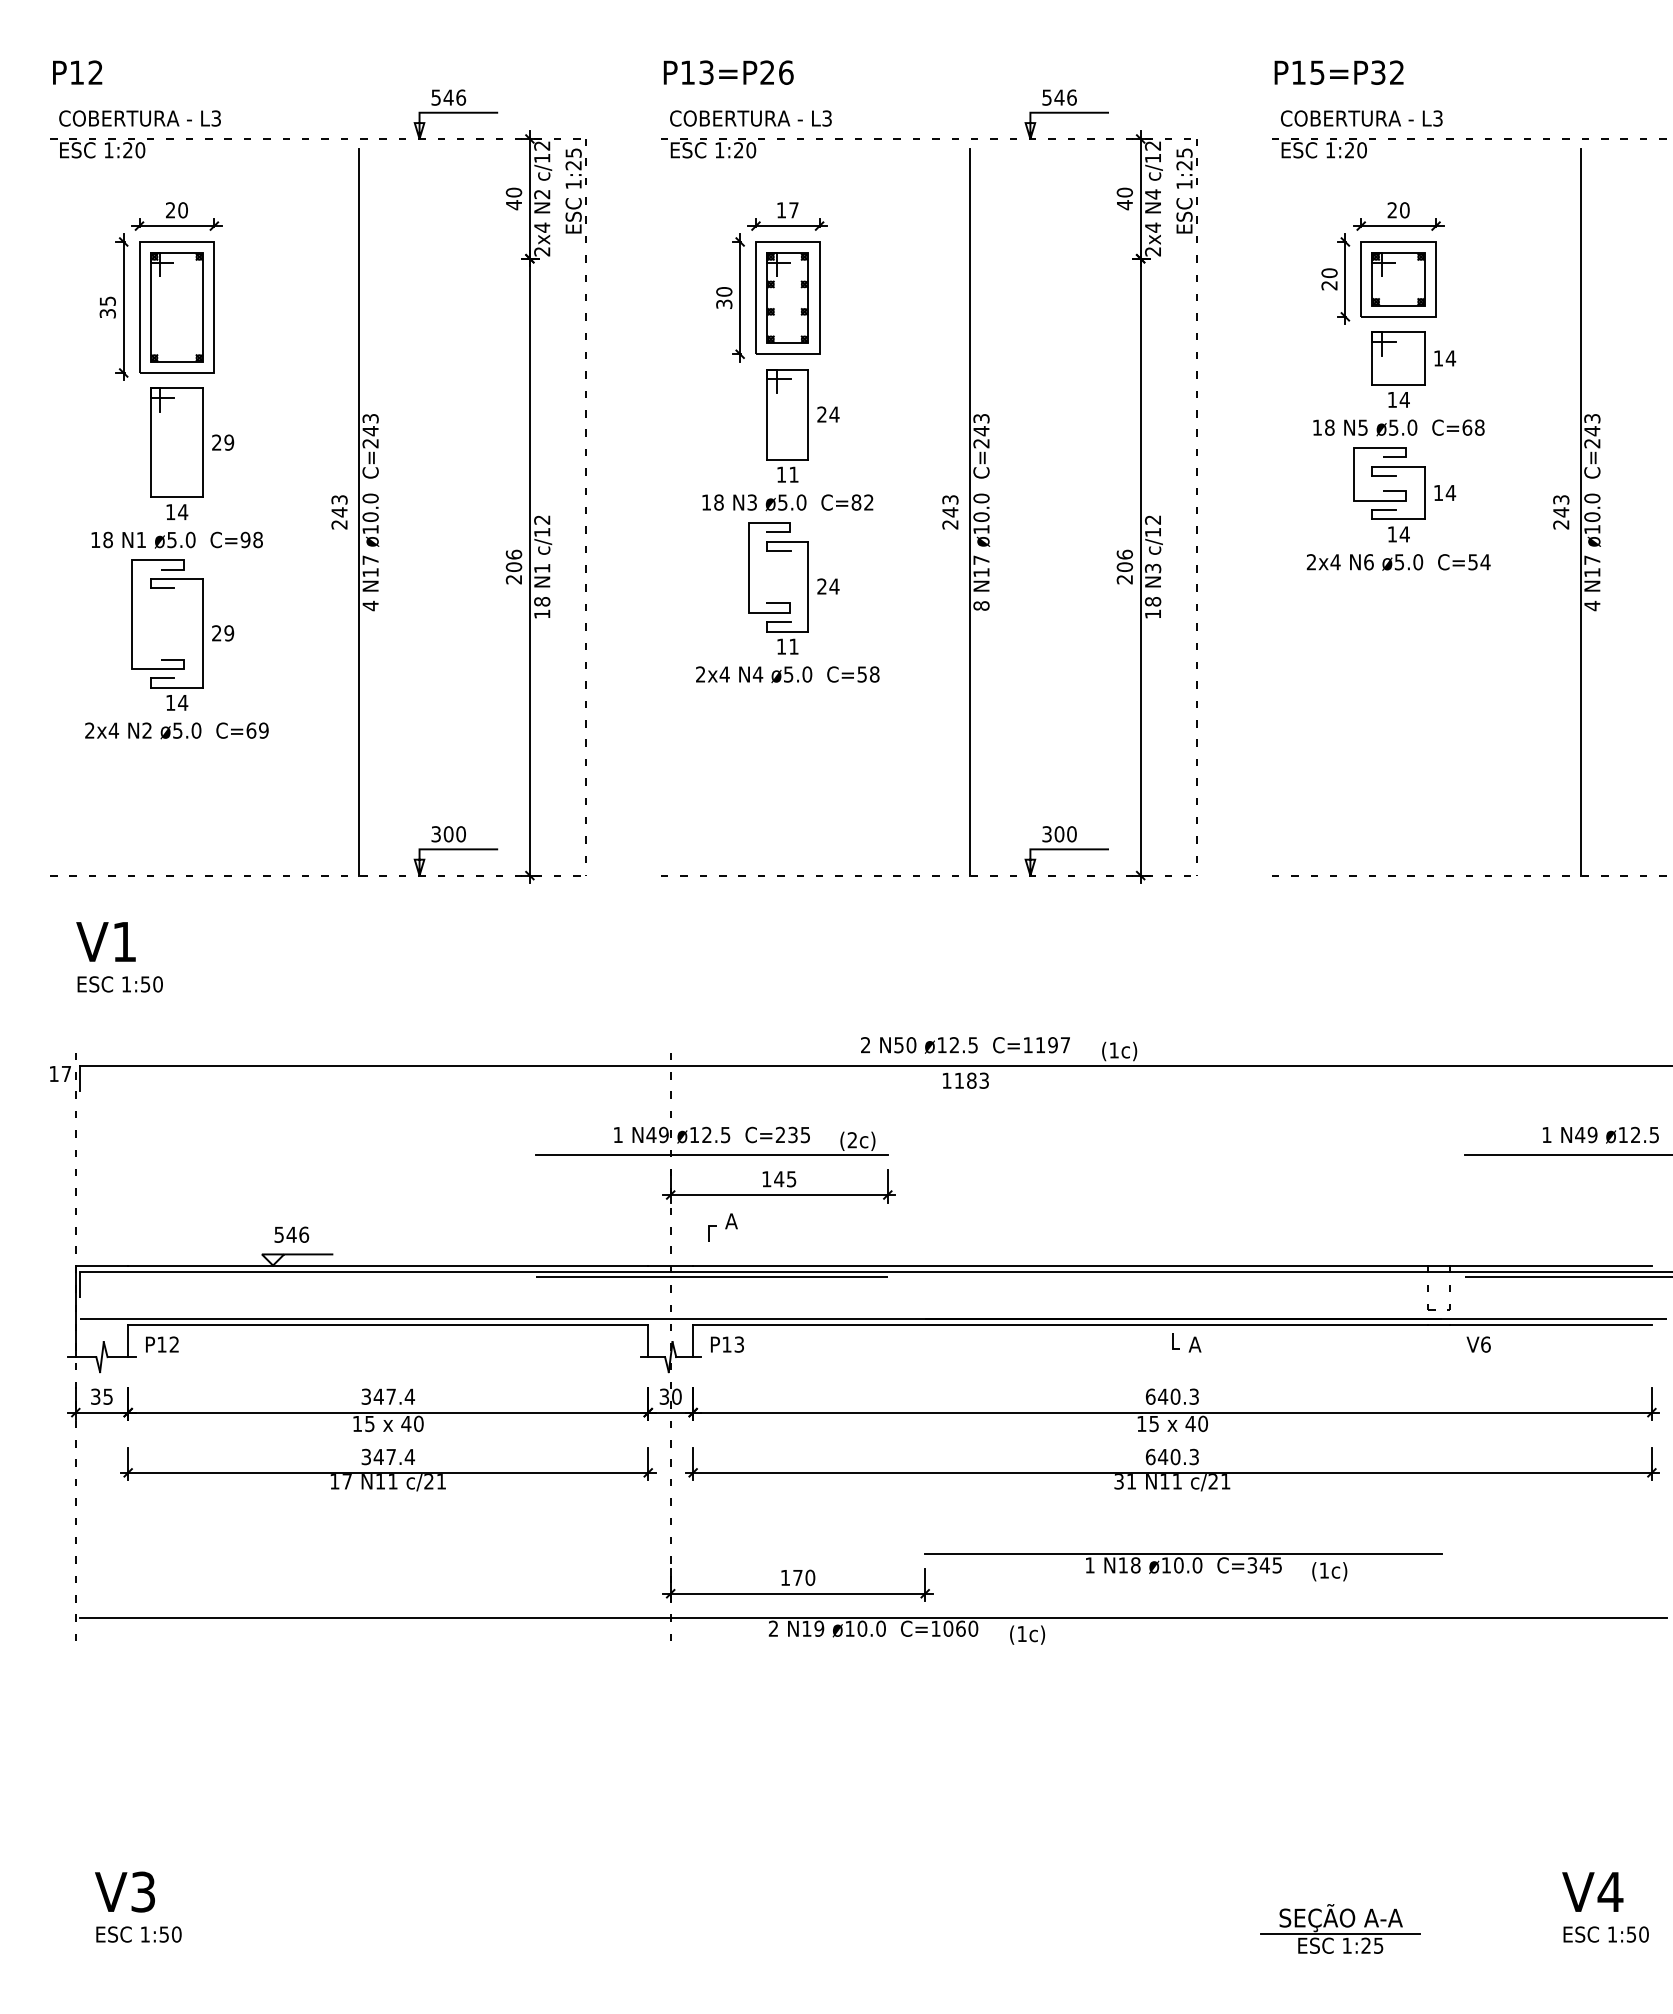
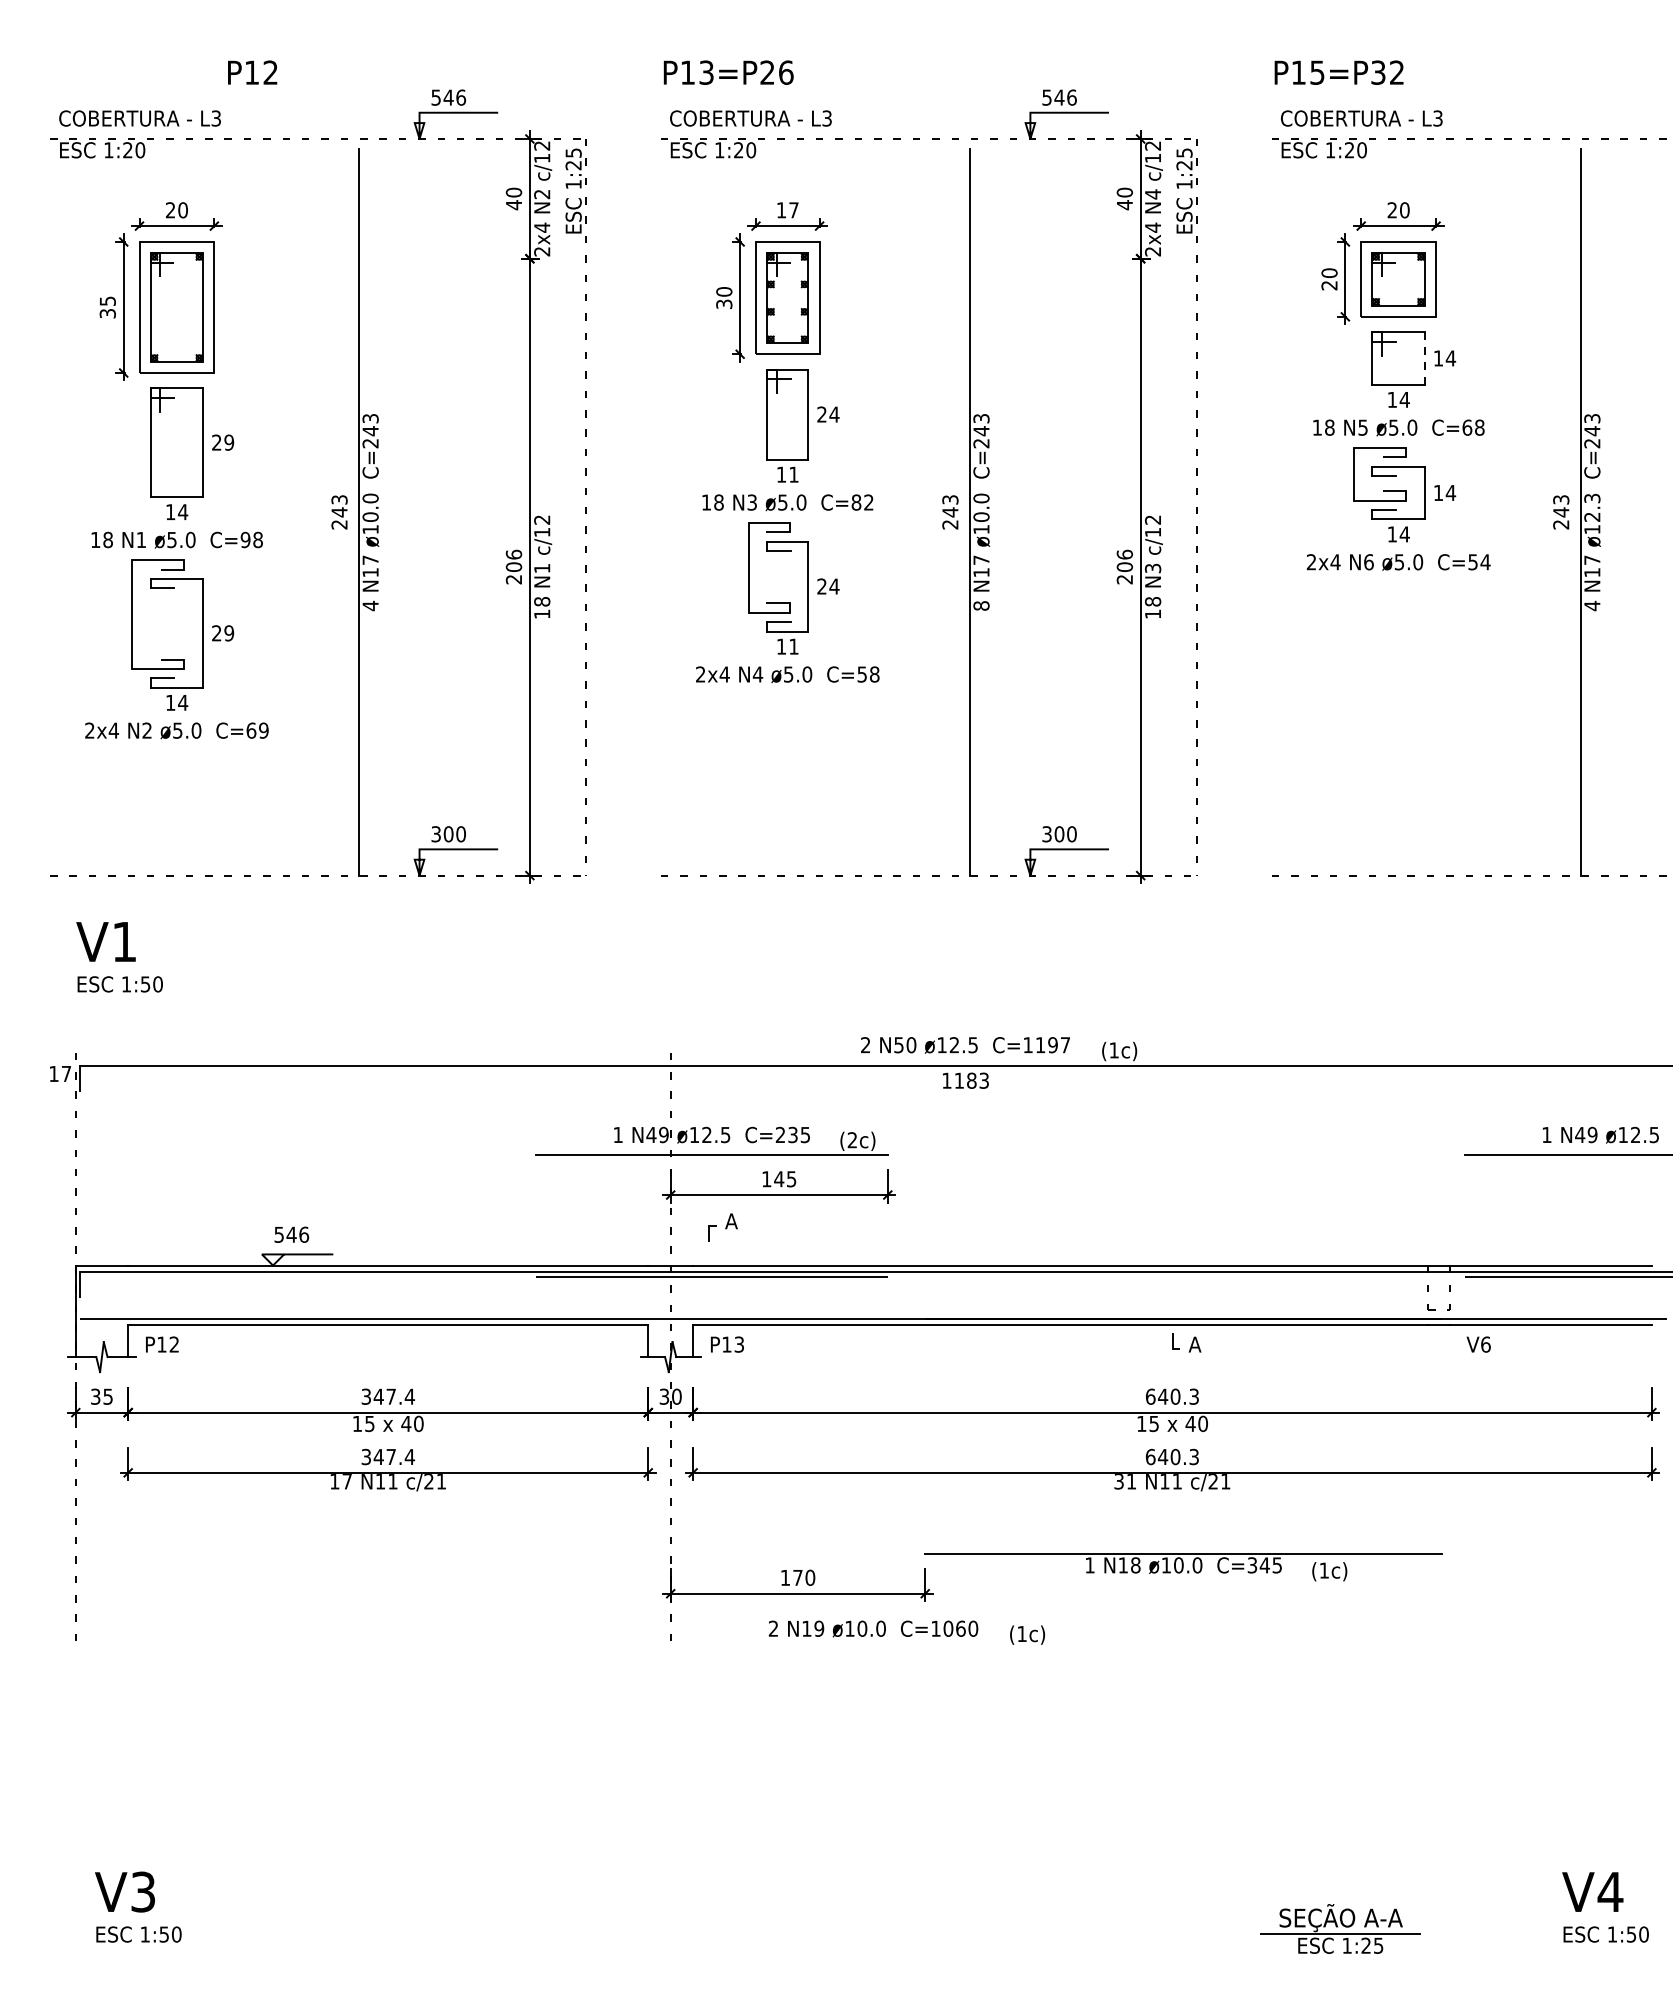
text position: (77, 72) -> (252, 72) (252, 72)
line: solid -> dashed (1424, 357)
text: ø10.0 -> ø12.3 (1592, 507)
line: present -> none (873, 1617)
